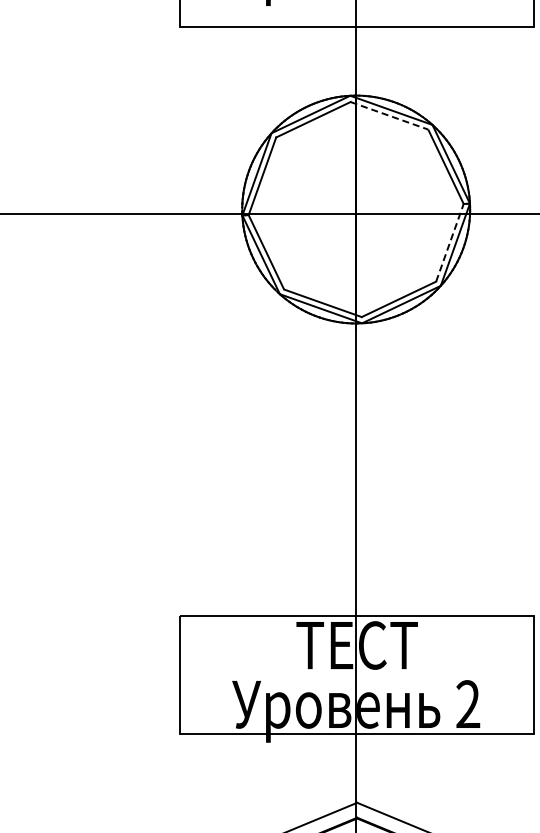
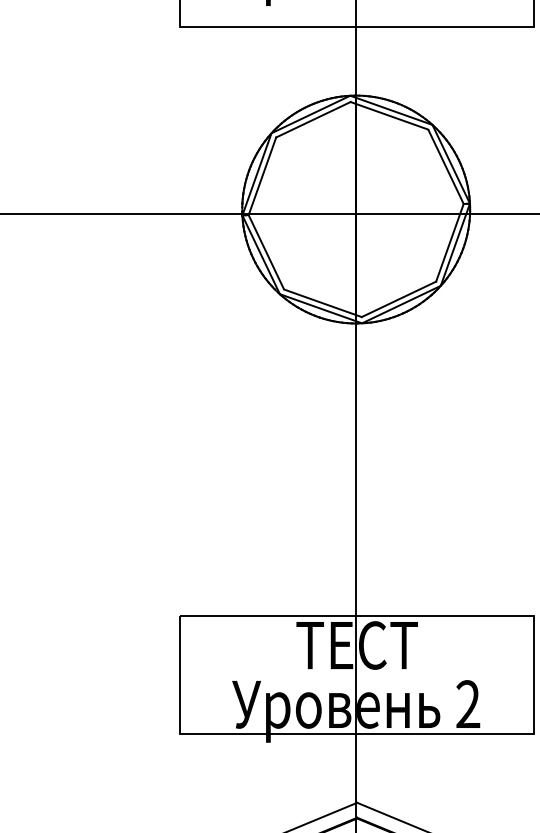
line: dashed -> solid (389, 115)
line: dashed -> solid (450, 242)
